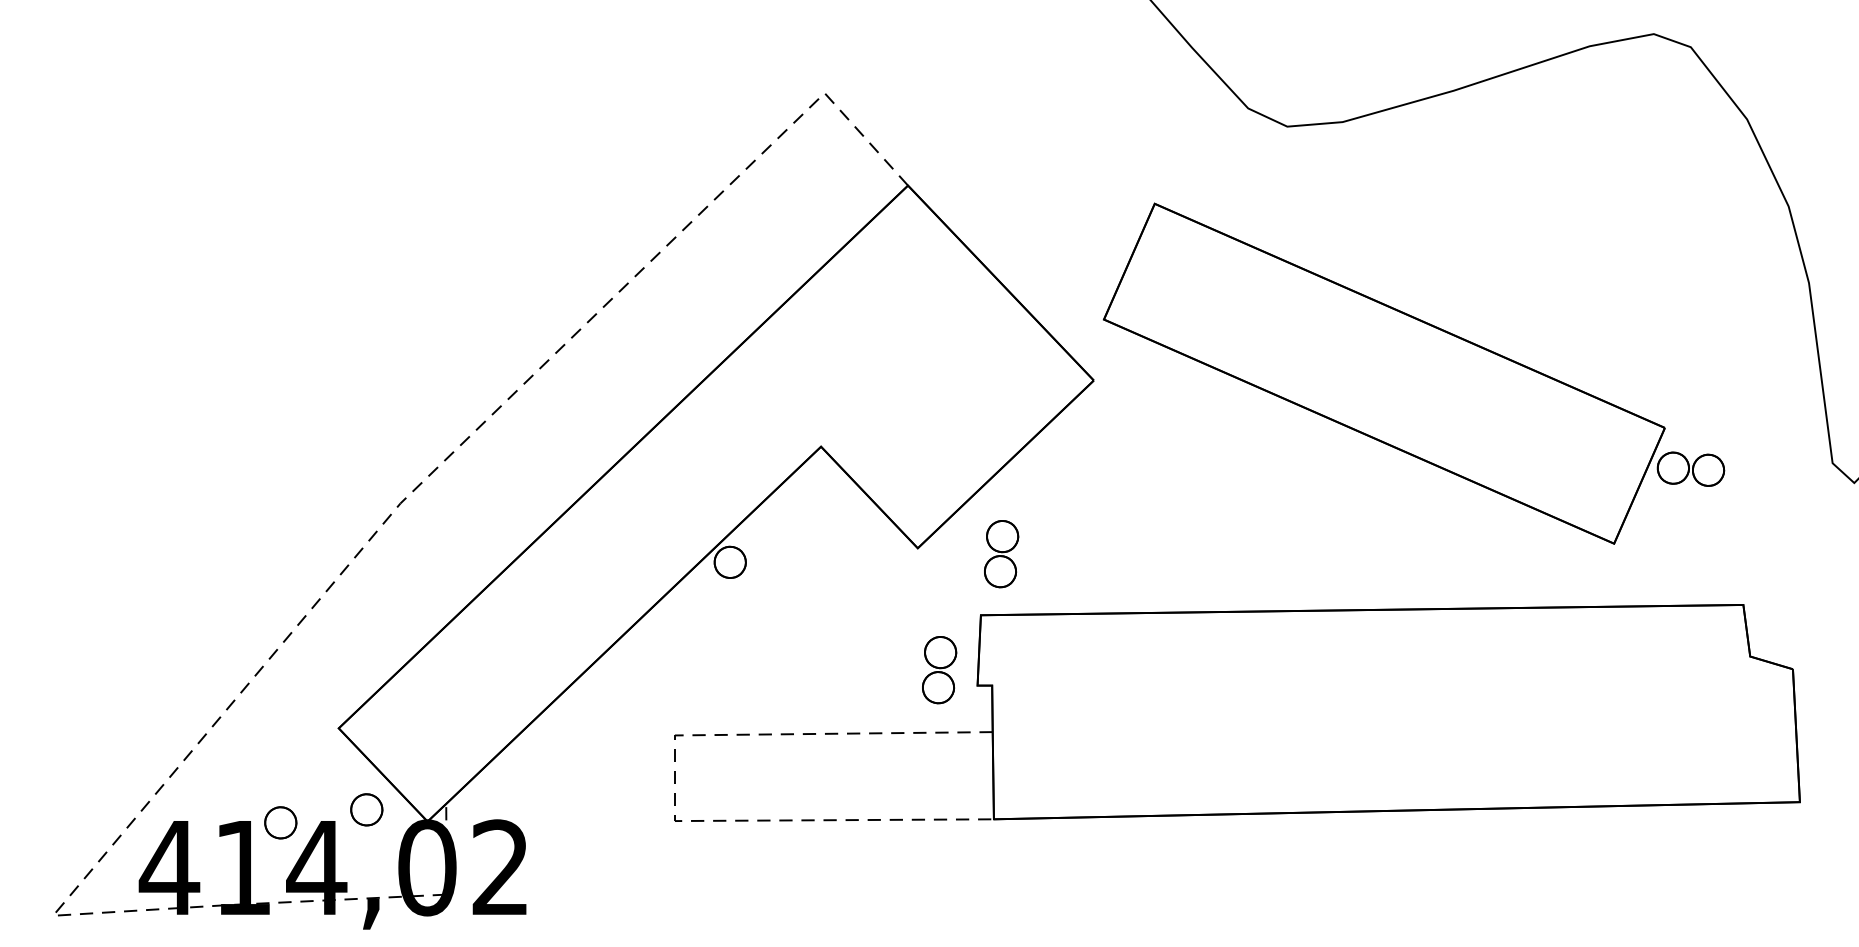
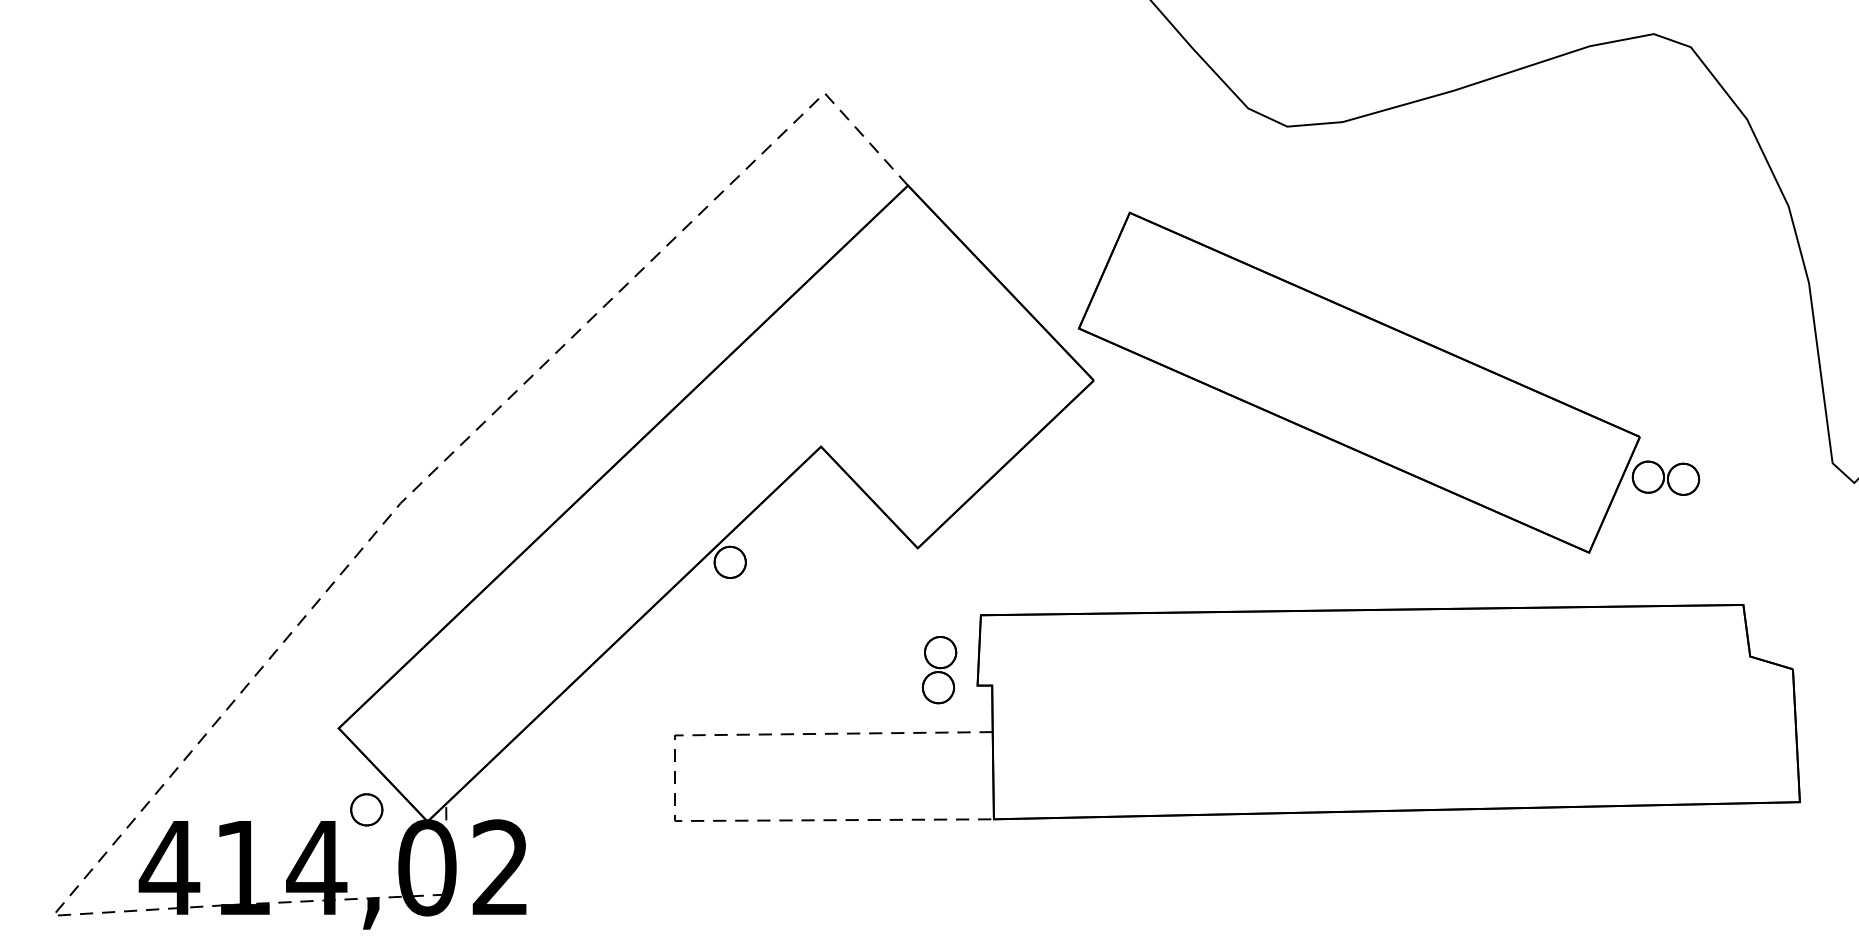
part position: (1413, 373) -> (1388, 382) (1388, 382)
part: present -> none (1001, 554)
part: present -> none (280, 822)
